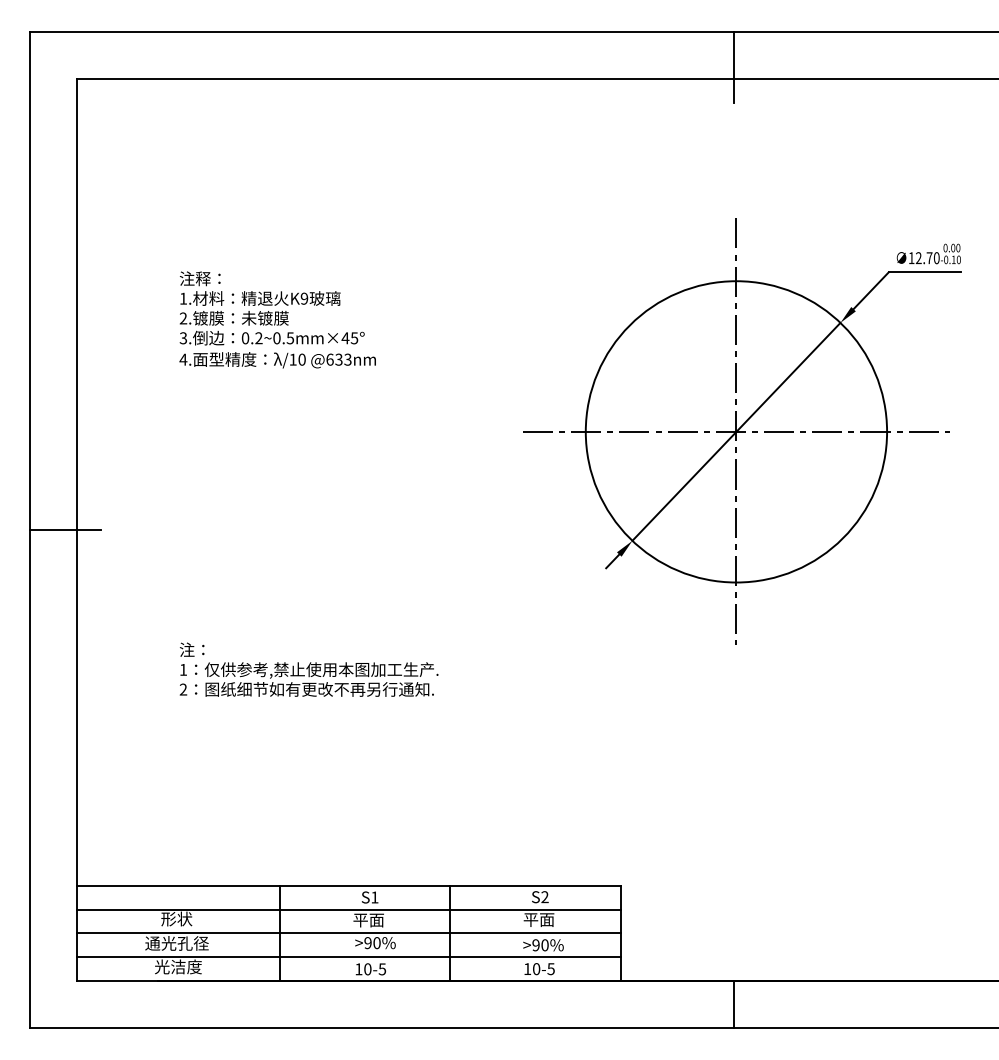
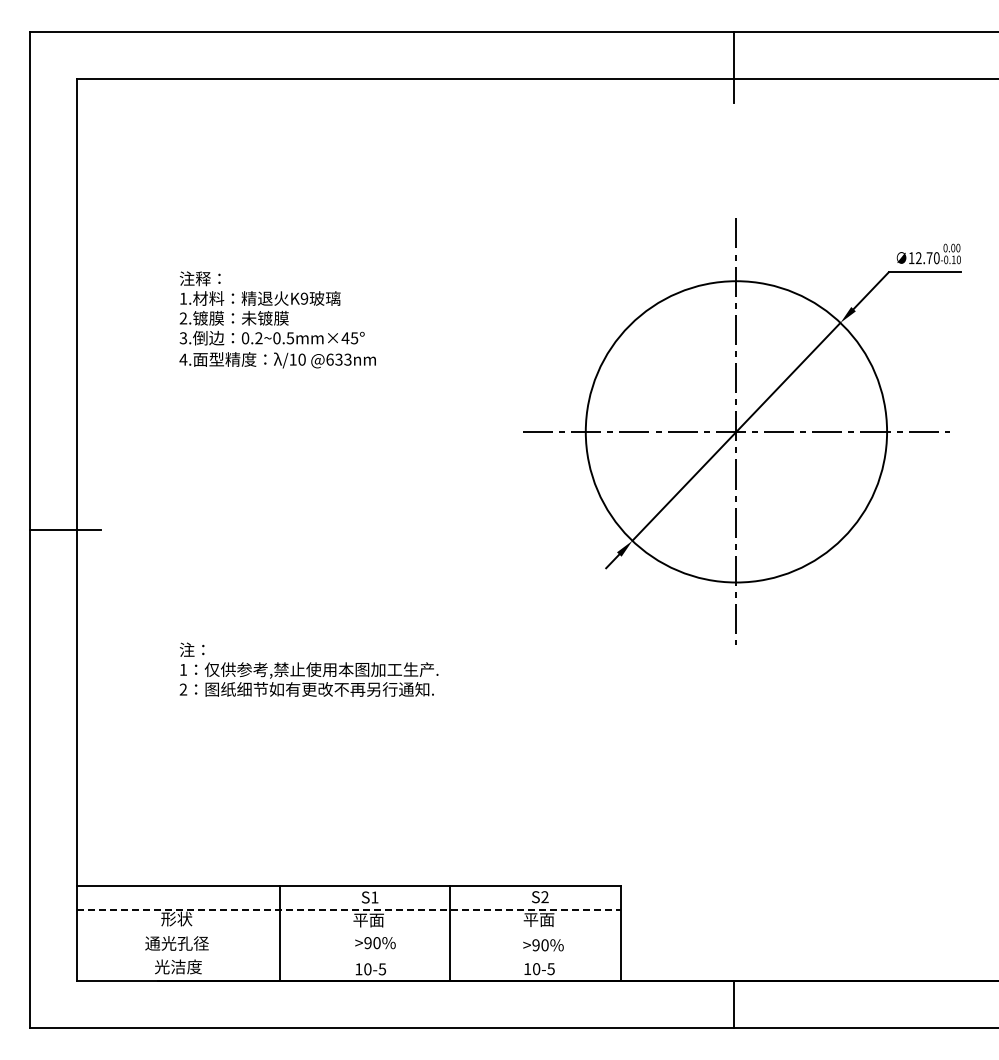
line: solid -> dashed (349, 909)
line: present -> none (349, 933)
line: present -> none (349, 957)
